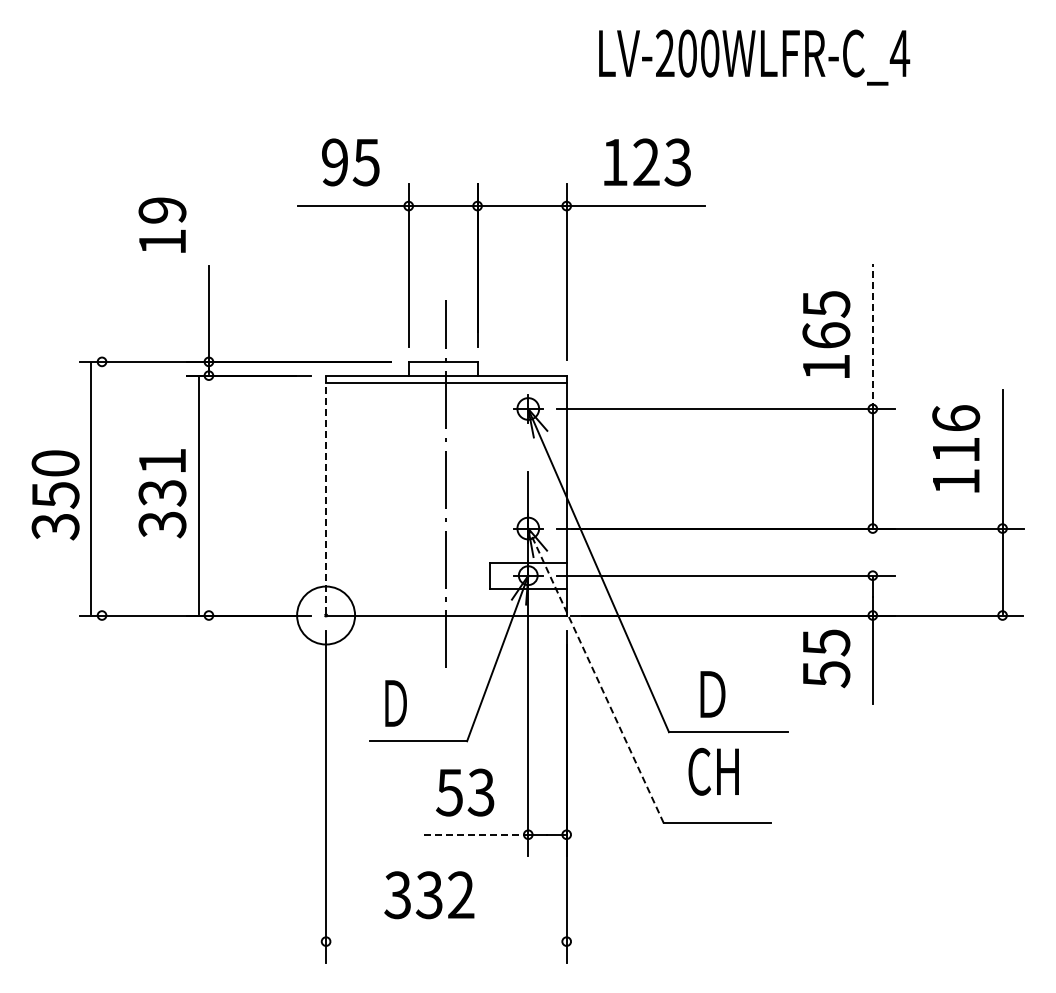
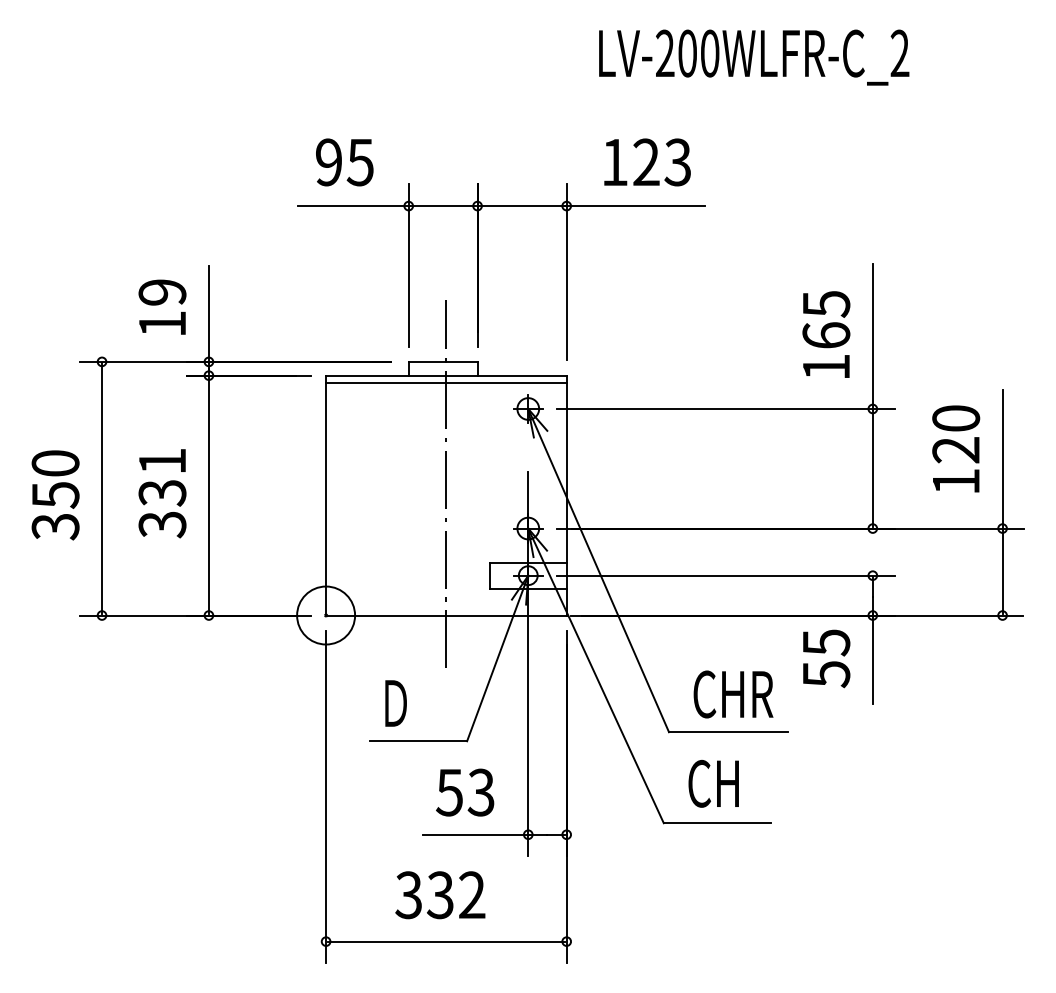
text: LV-200WLFR-C_4 -> LV-200WLFR-C_2 (899, 52)
text position: (350, 162) -> (344, 162) (344, 162)
text position: (162, 224) -> (162, 306) (162, 306)
line: dashed -> solid (872, 336)
text: 116 -> 120 (956, 434)
line position: (91, 488) -> (102, 488) (102, 488)
line position: (198, 495) -> (208, 495) (208, 495)
line: dashed -> solid (326, 495)
line: dashed -> solid (595, 675)
text: Ｄ -> CHR (733, 694)
text position: (713, 771) -> (713, 783) (713, 783)
line: dashed -> solid (476, 834)
text position: (429, 895) -> (440, 895) (440, 895)
line: none -> present (446, 941)
